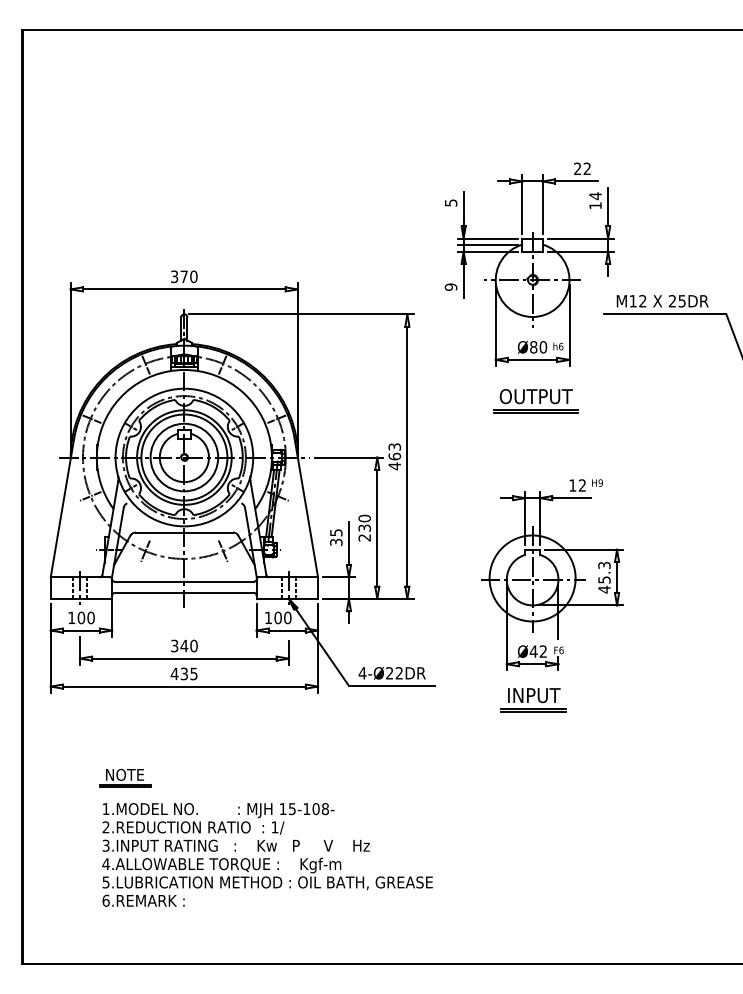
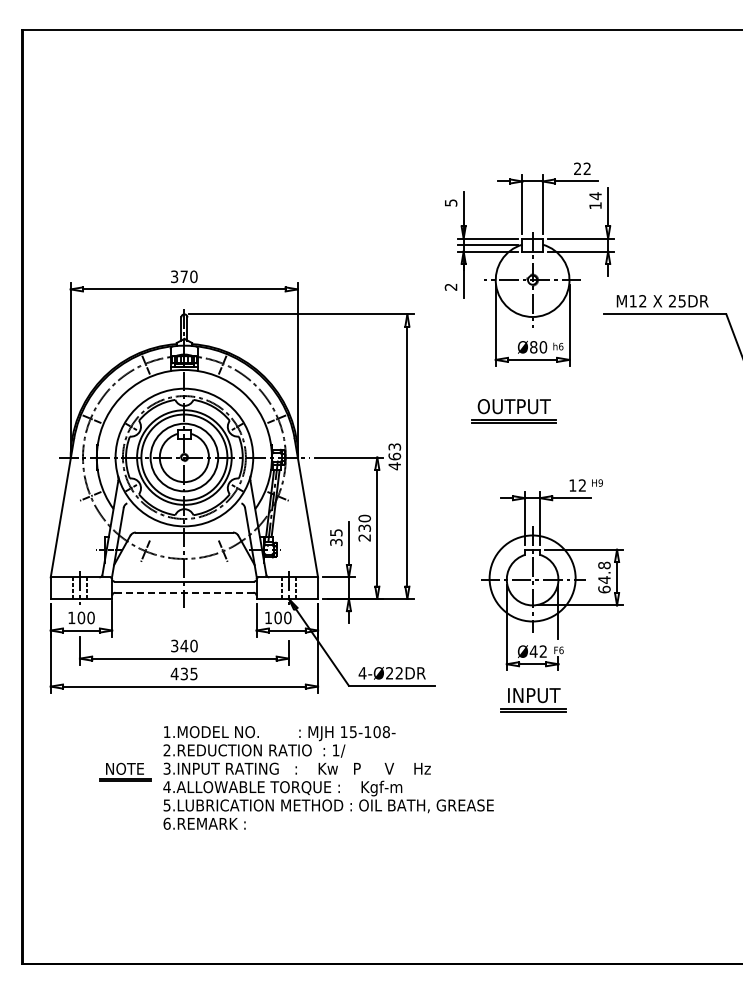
text: 9 -> 2 (450, 286)
part position: (535, 401) -> (513, 411) (513, 411)
text: 45.3 -> 64.8 (604, 577)
line: solid -> dashed (184, 592)
part position: (125, 777) -> (125, 771) (125, 771)
text position: (267, 854) -> (328, 777) (328, 777)
